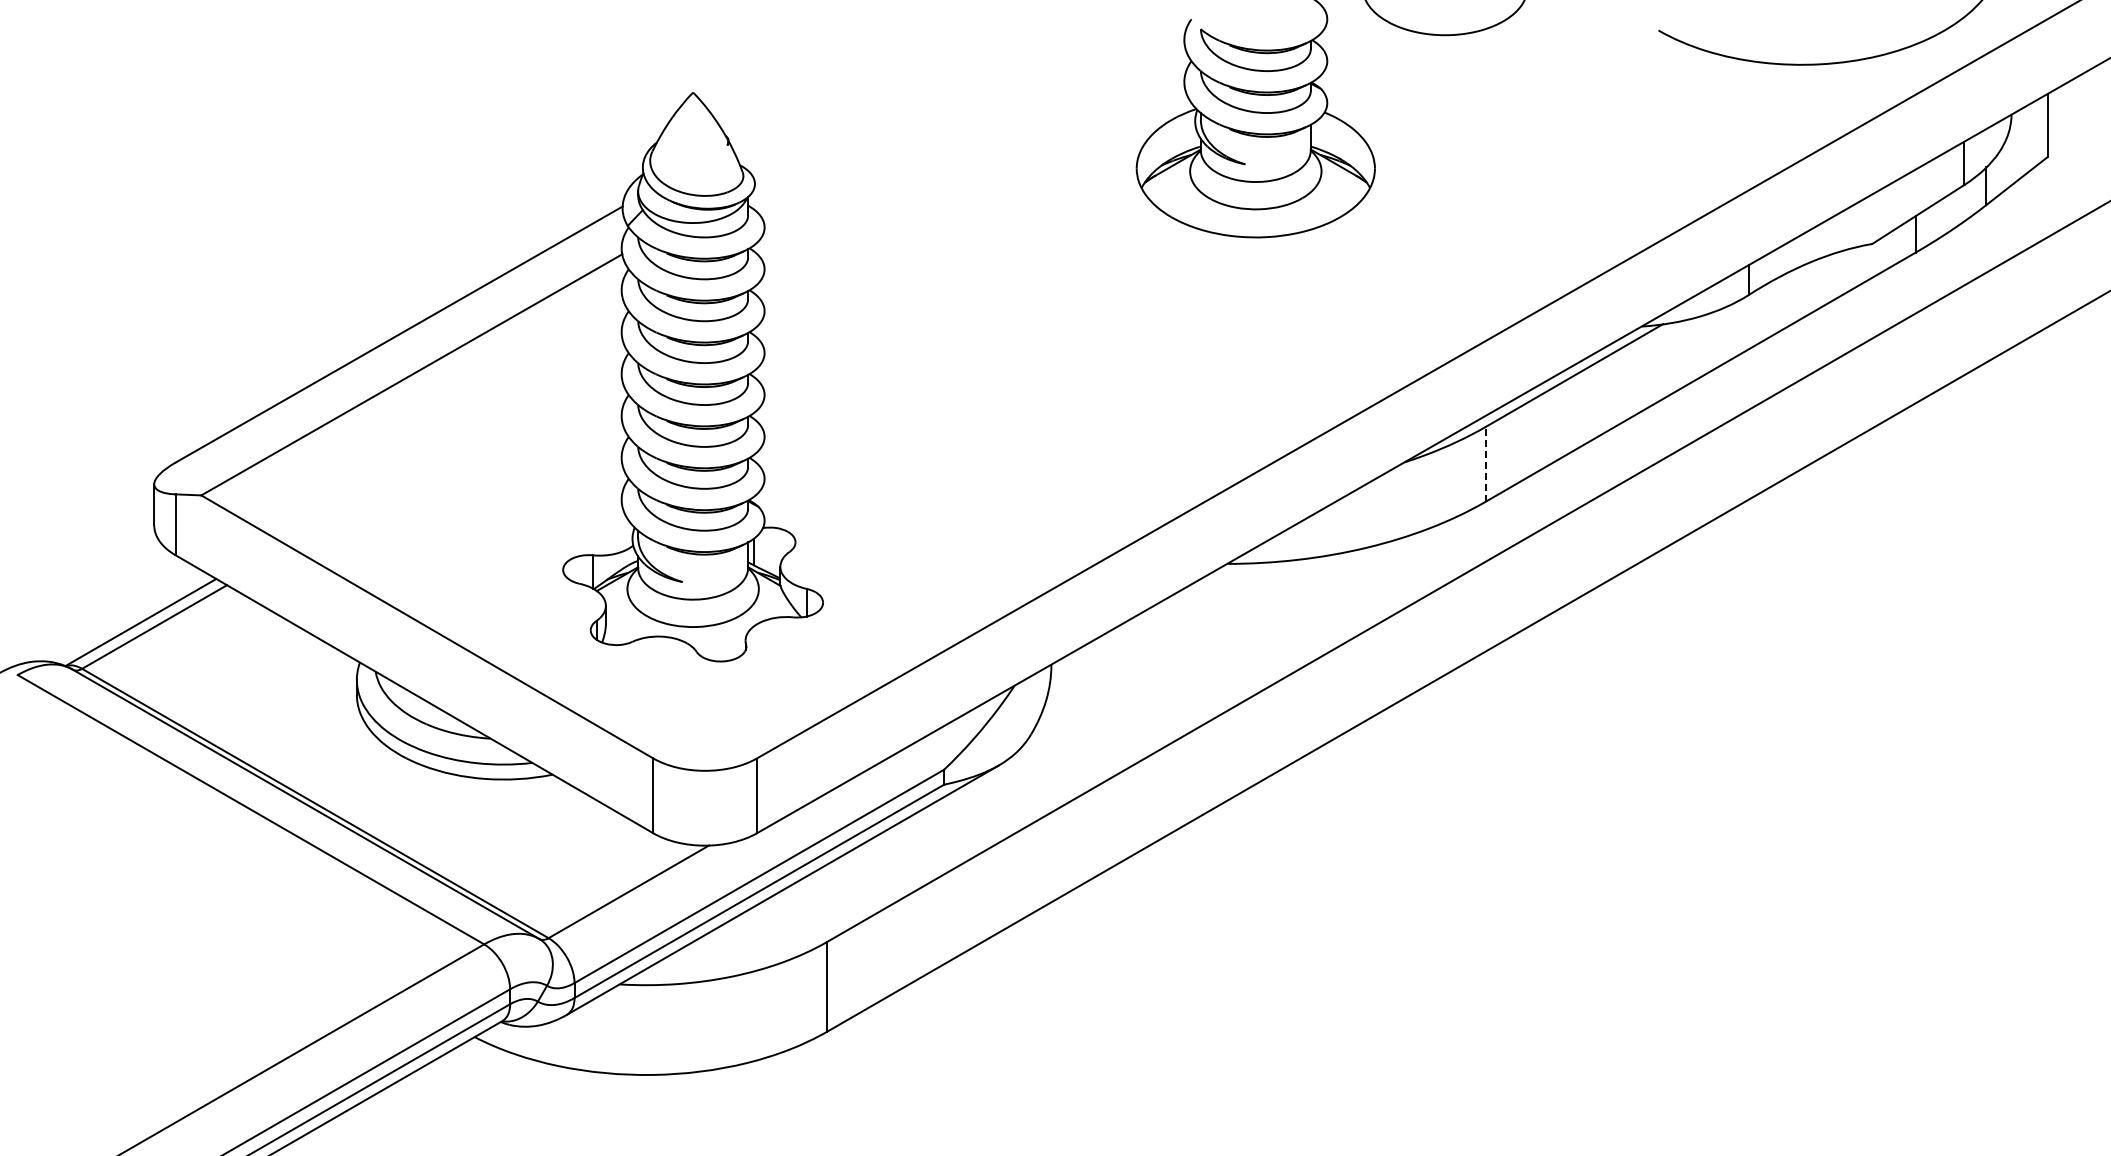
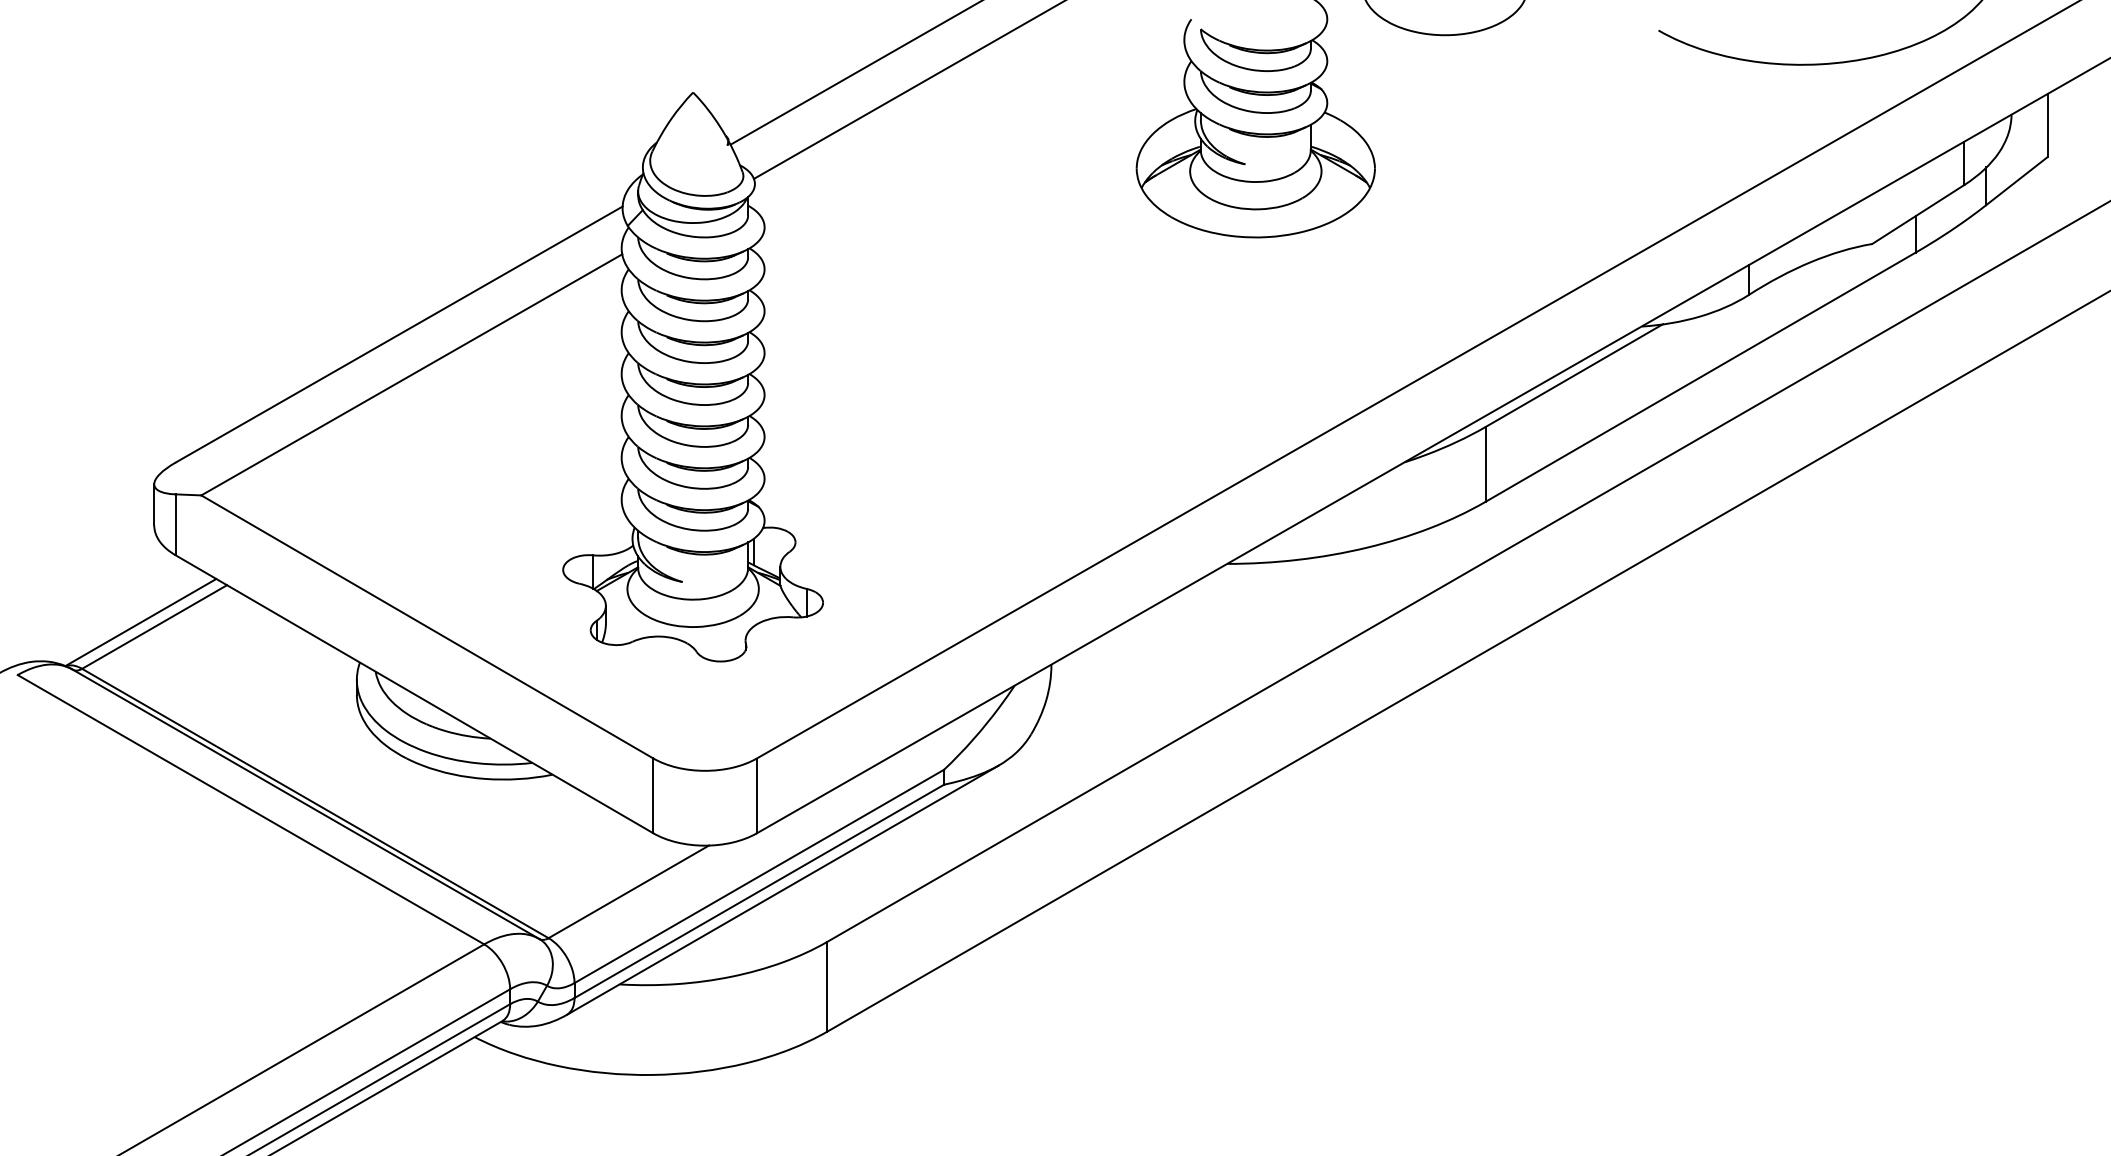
line: none -> present (854, 73)
line: none -> present (907, 90)
line: dashed -> solid (1485, 463)
